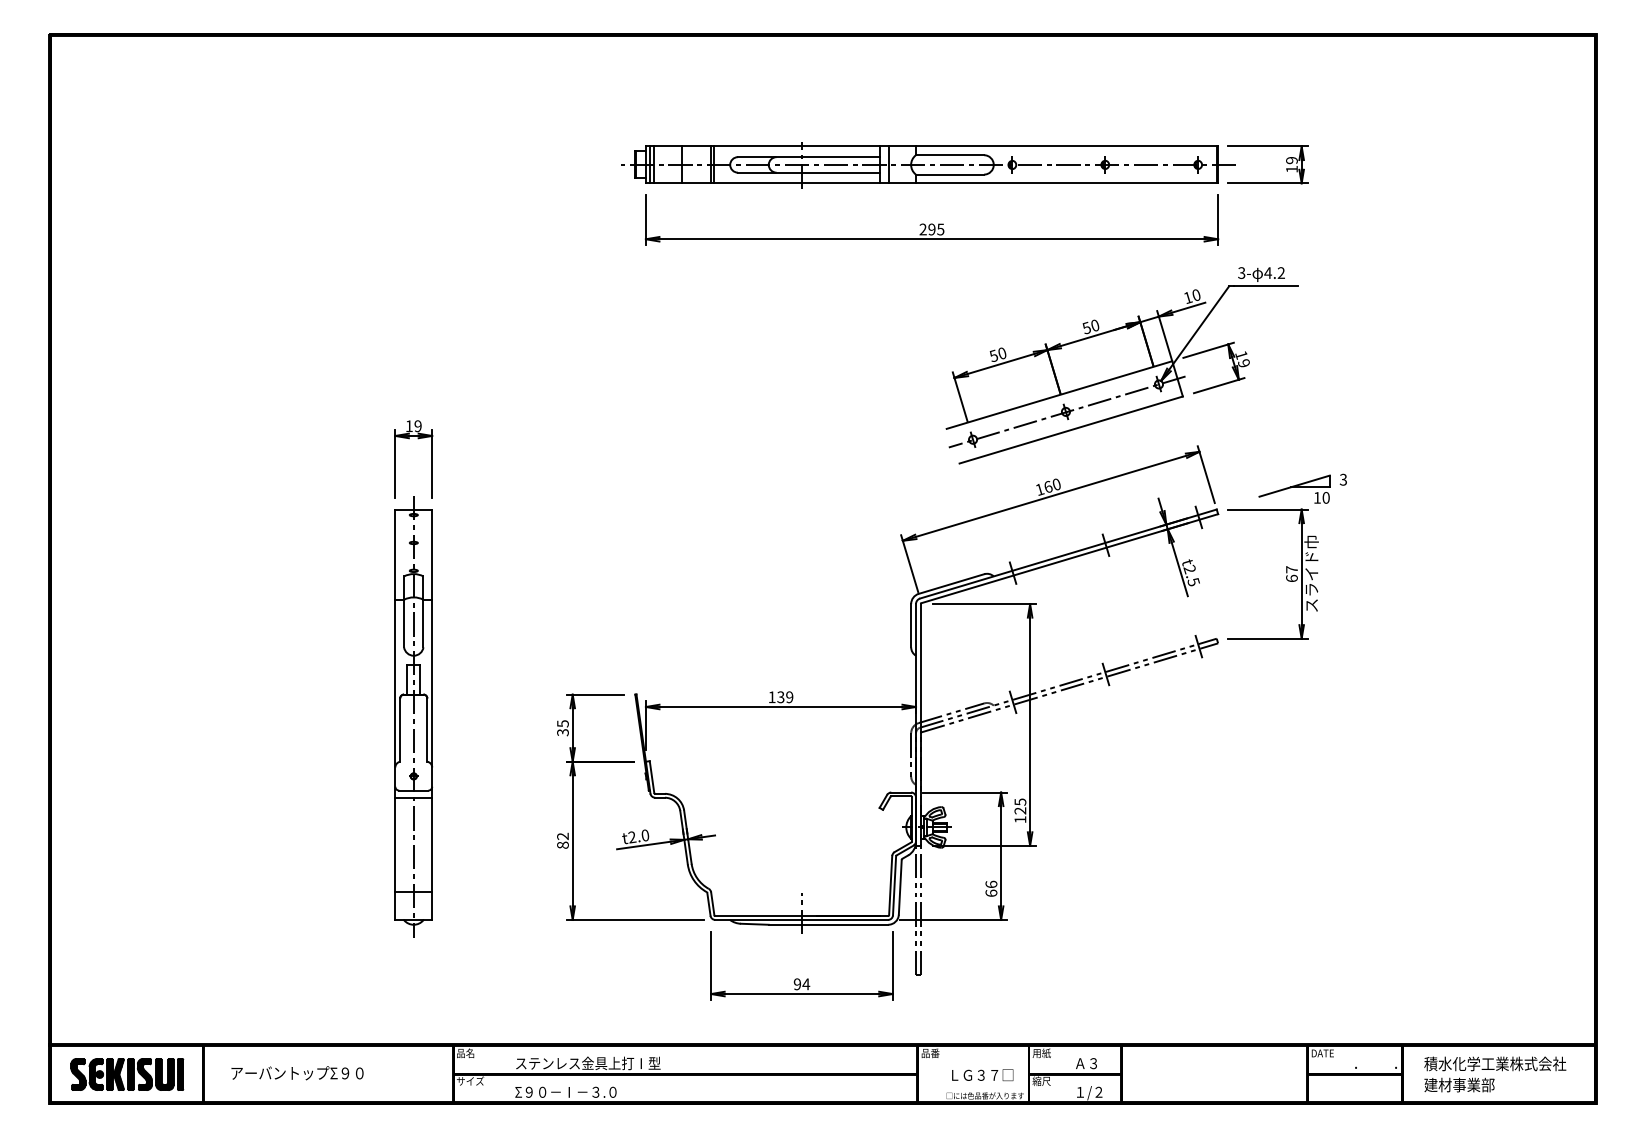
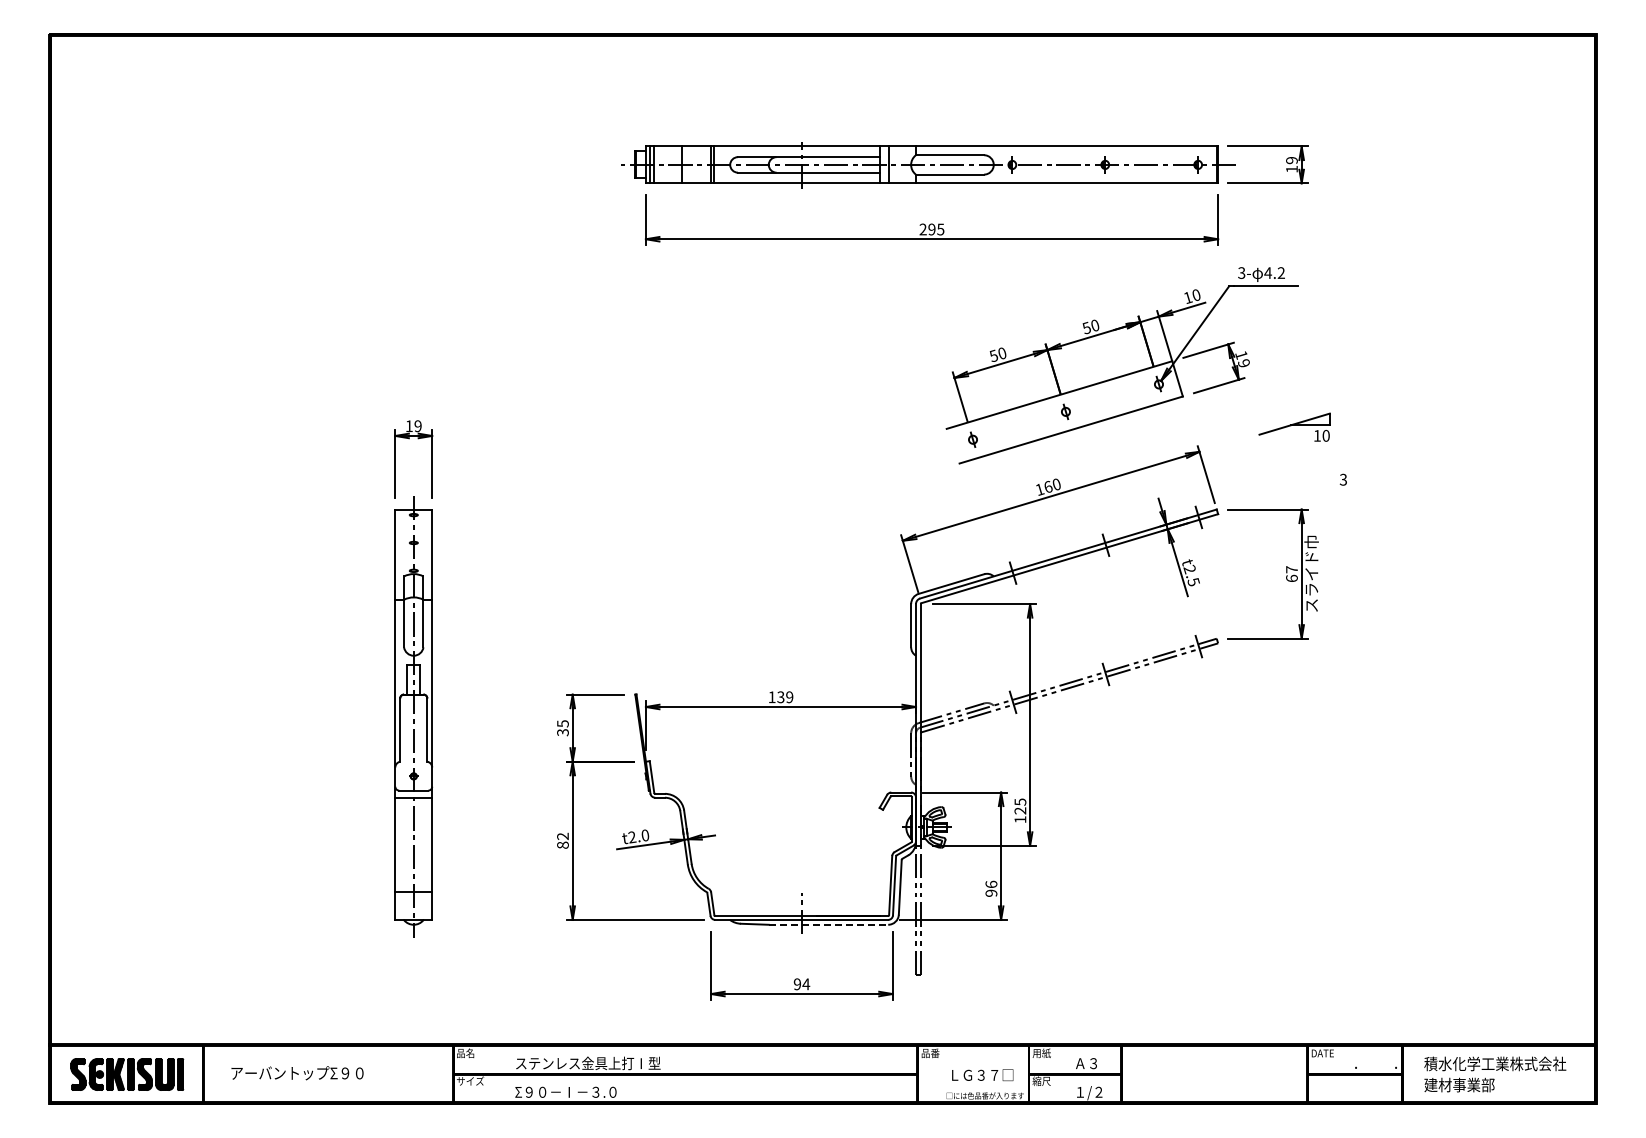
line: present -> none (1066, 411)
part position: (1294, 488) -> (1294, 426) (1294, 426)
text: 66 -> 96 (991, 892)
line: solid -> dashed (828, 924)
